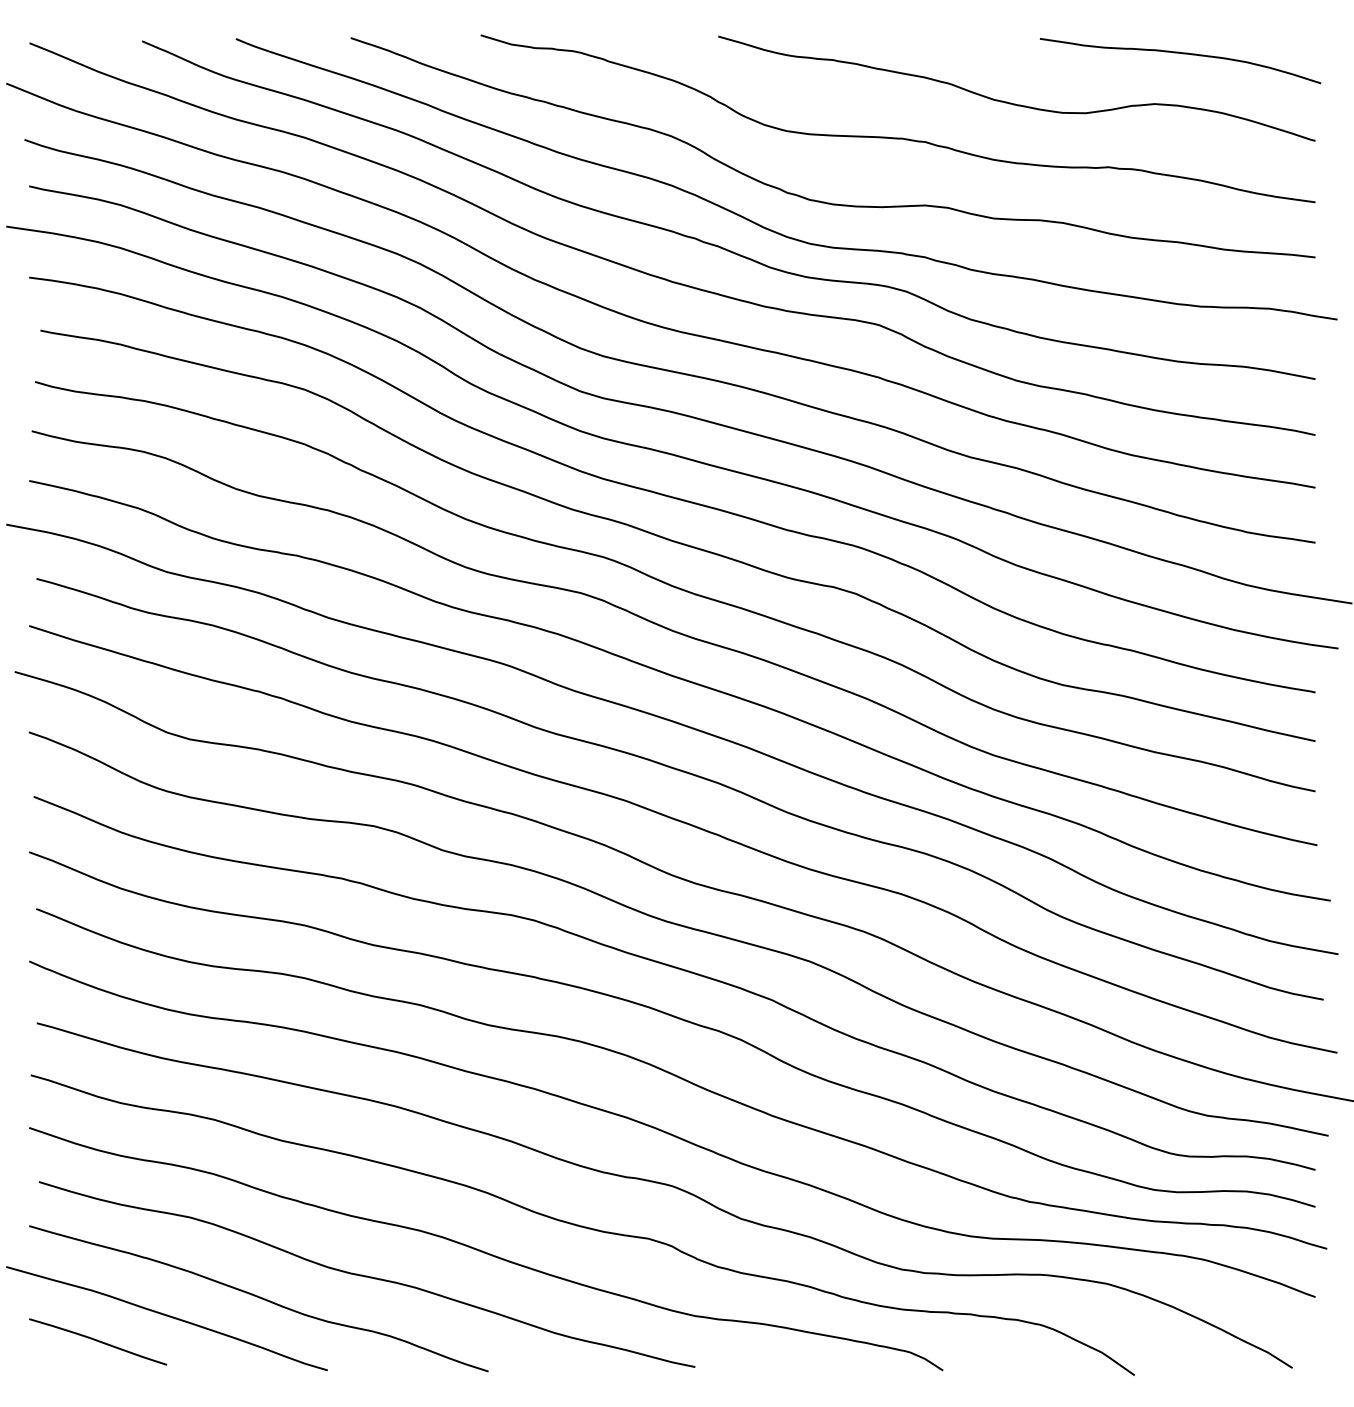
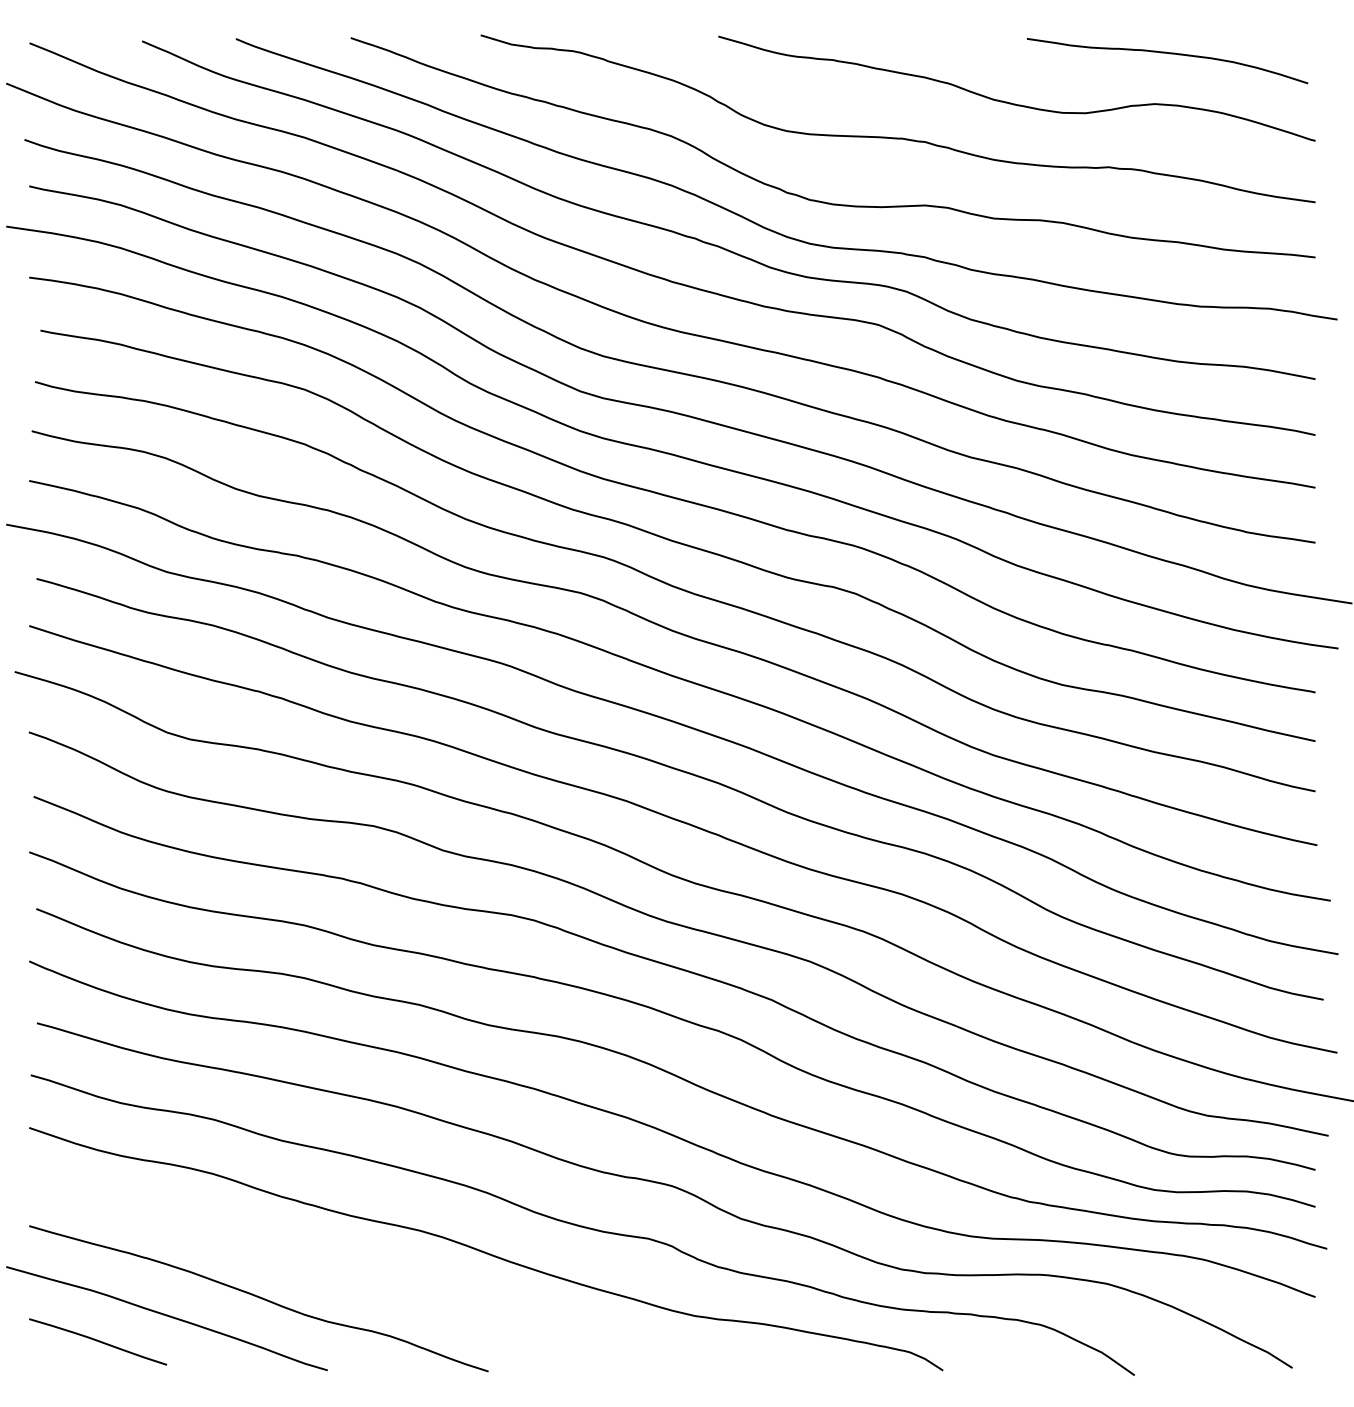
curve position: (1182, 54) -> (1169, 54) (1169, 54)
curve: present -> none (366, 1275)
